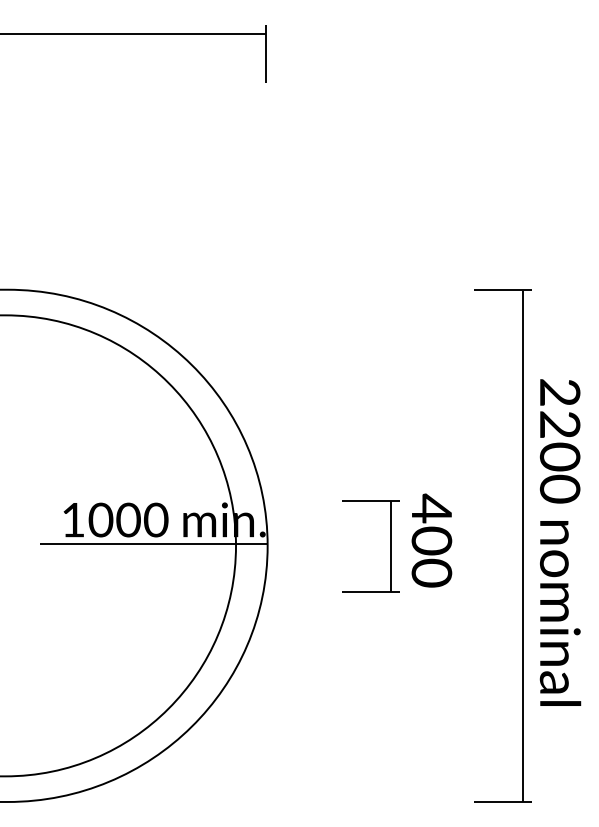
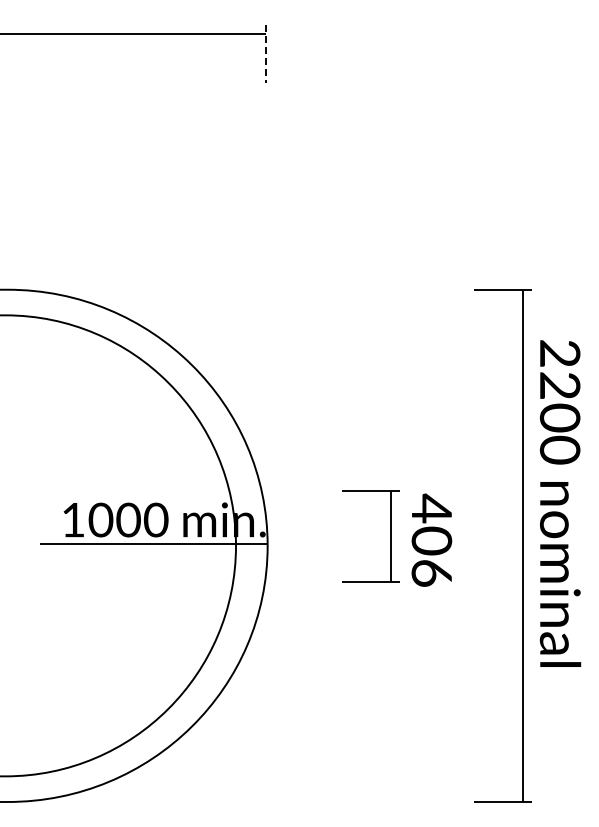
line: solid -> dashed (265, 54)
text position: (560, 542) -> (560, 503) (560, 503)
part position: (390, 546) -> (390, 536) (390, 536)
text: 400 -> 406 (432, 572)
